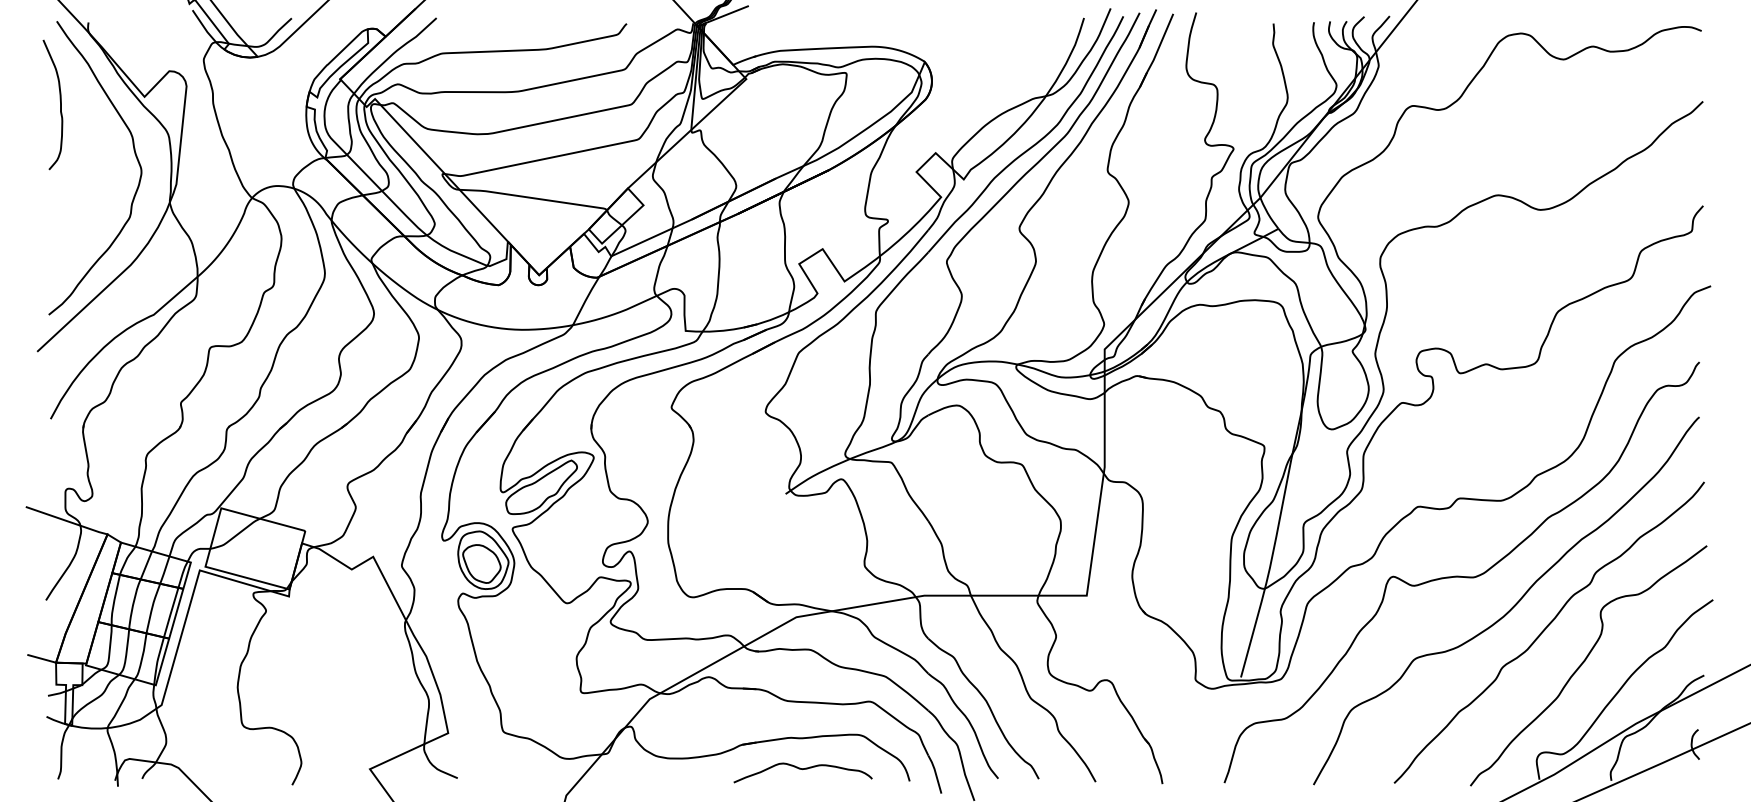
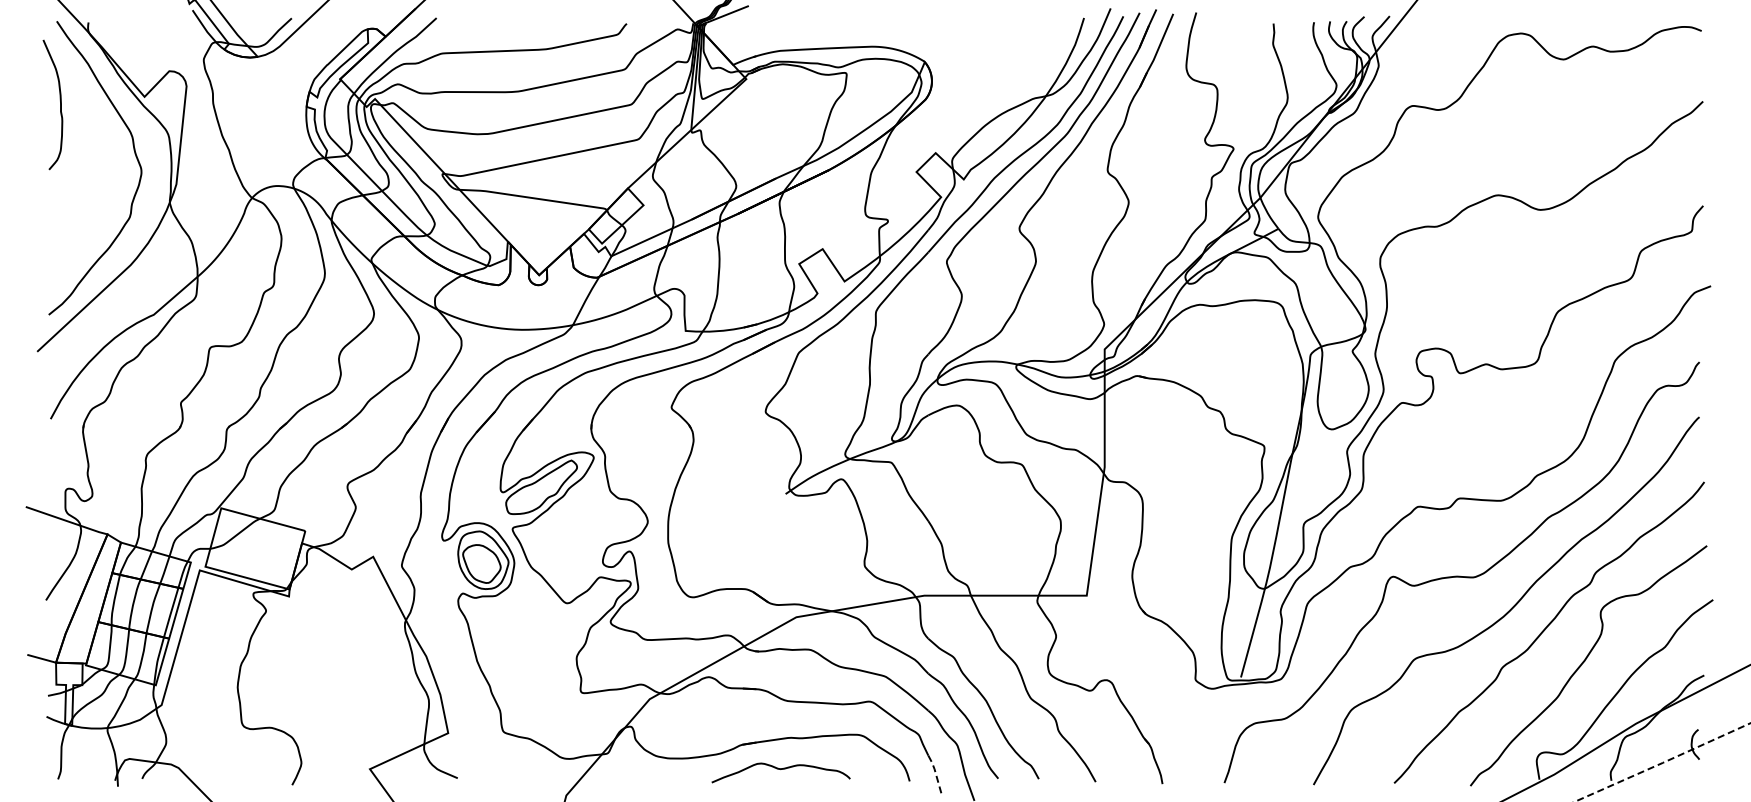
line: solid -> dashed (1662, 762)
curve position: (802, 769) -> (780, 769) (780, 769)
line: solid -> dashed (935, 772)
